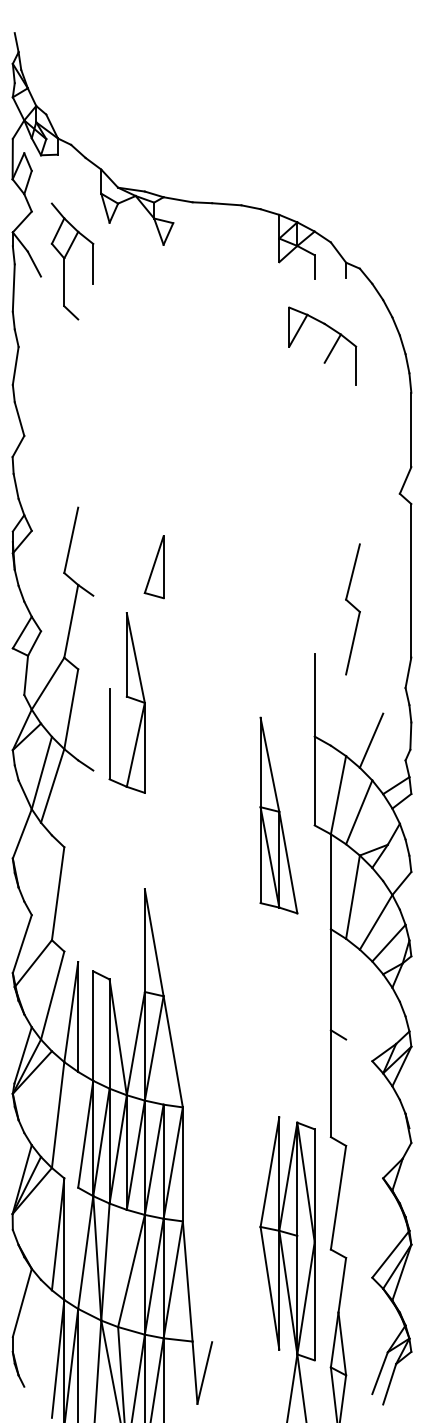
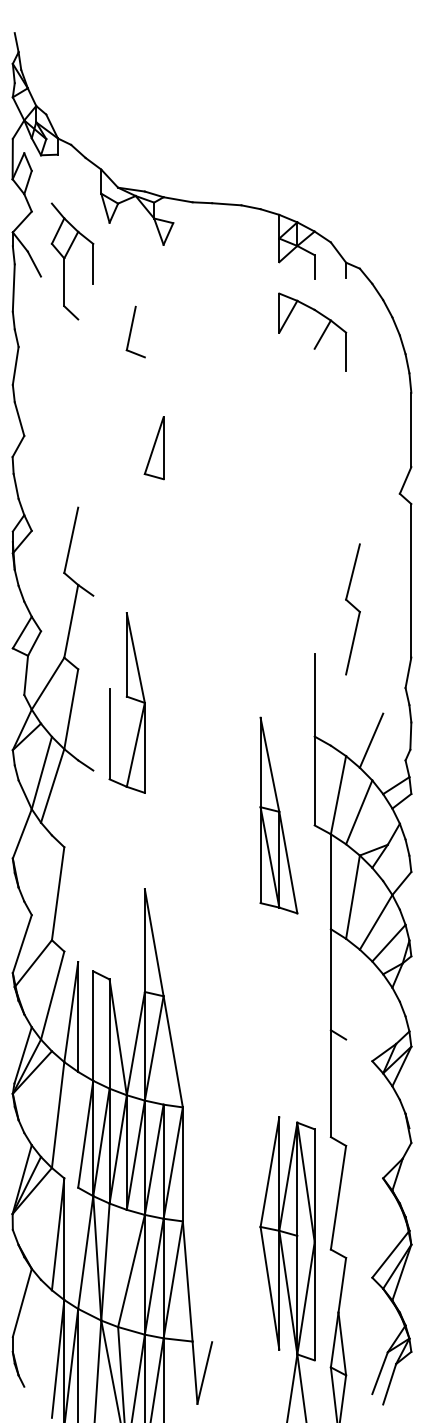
part: none -> present (135, 331)
part position: (330, 350) -> (320, 336) (320, 336)
part position: (153, 567) -> (153, 448) (153, 448)
